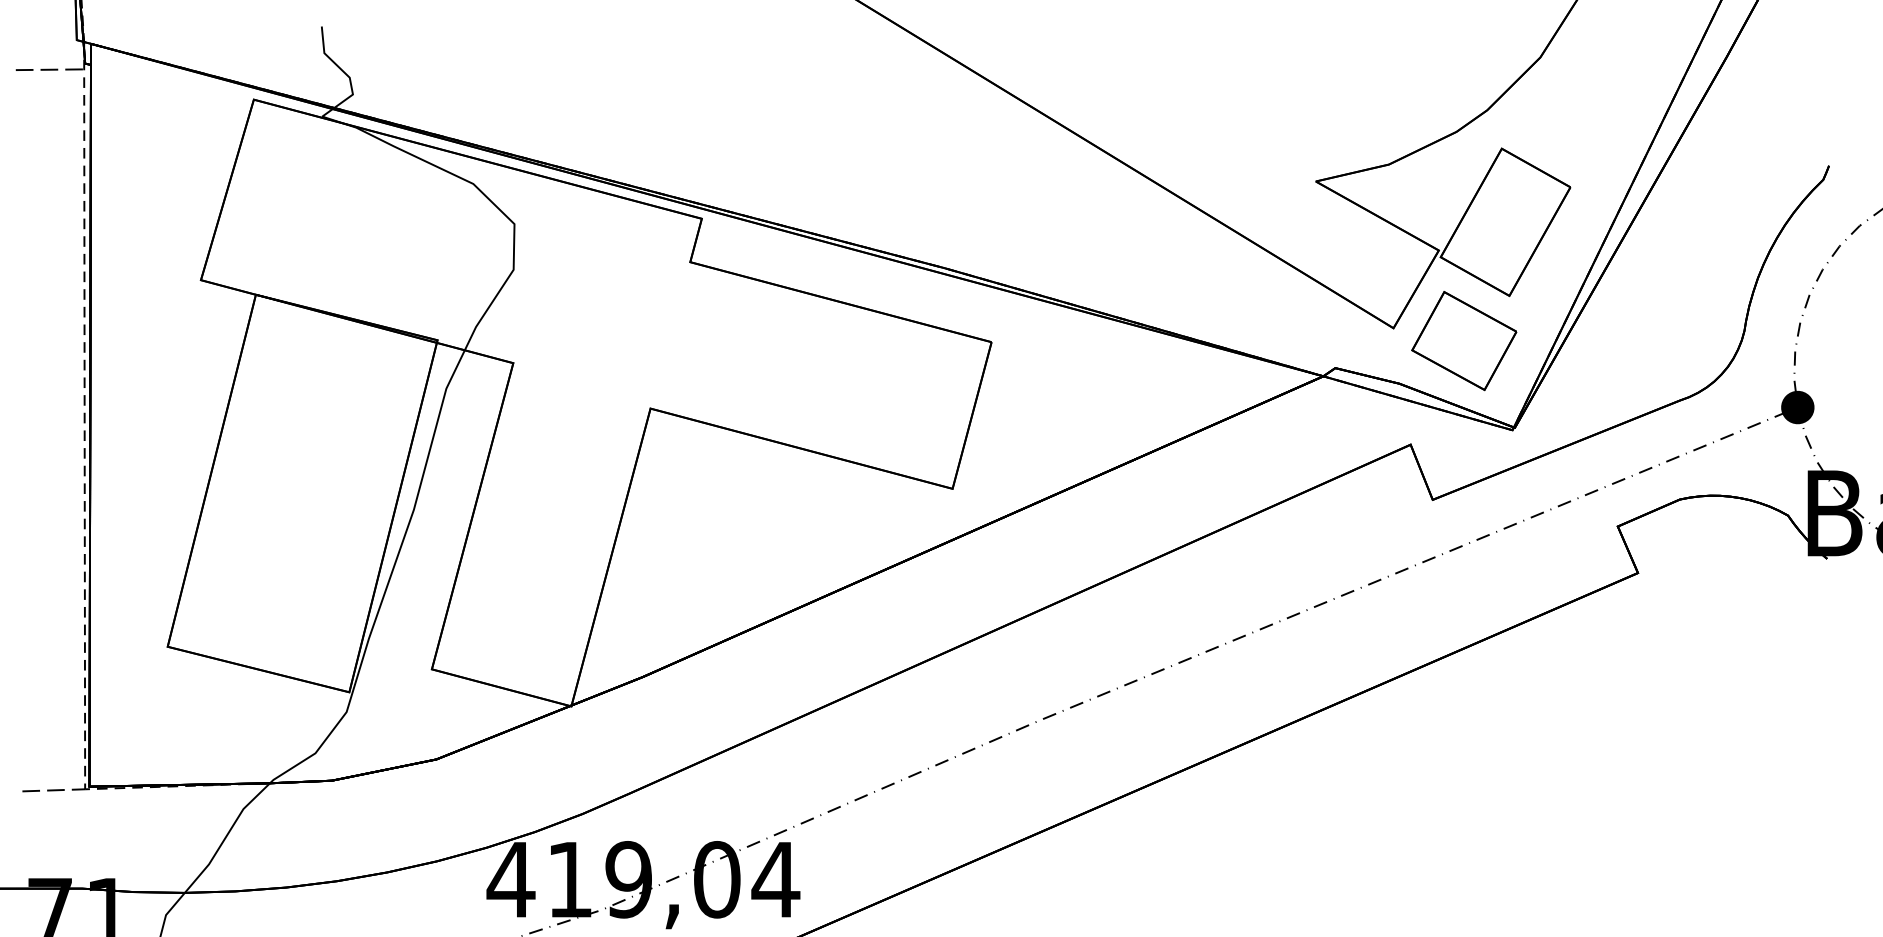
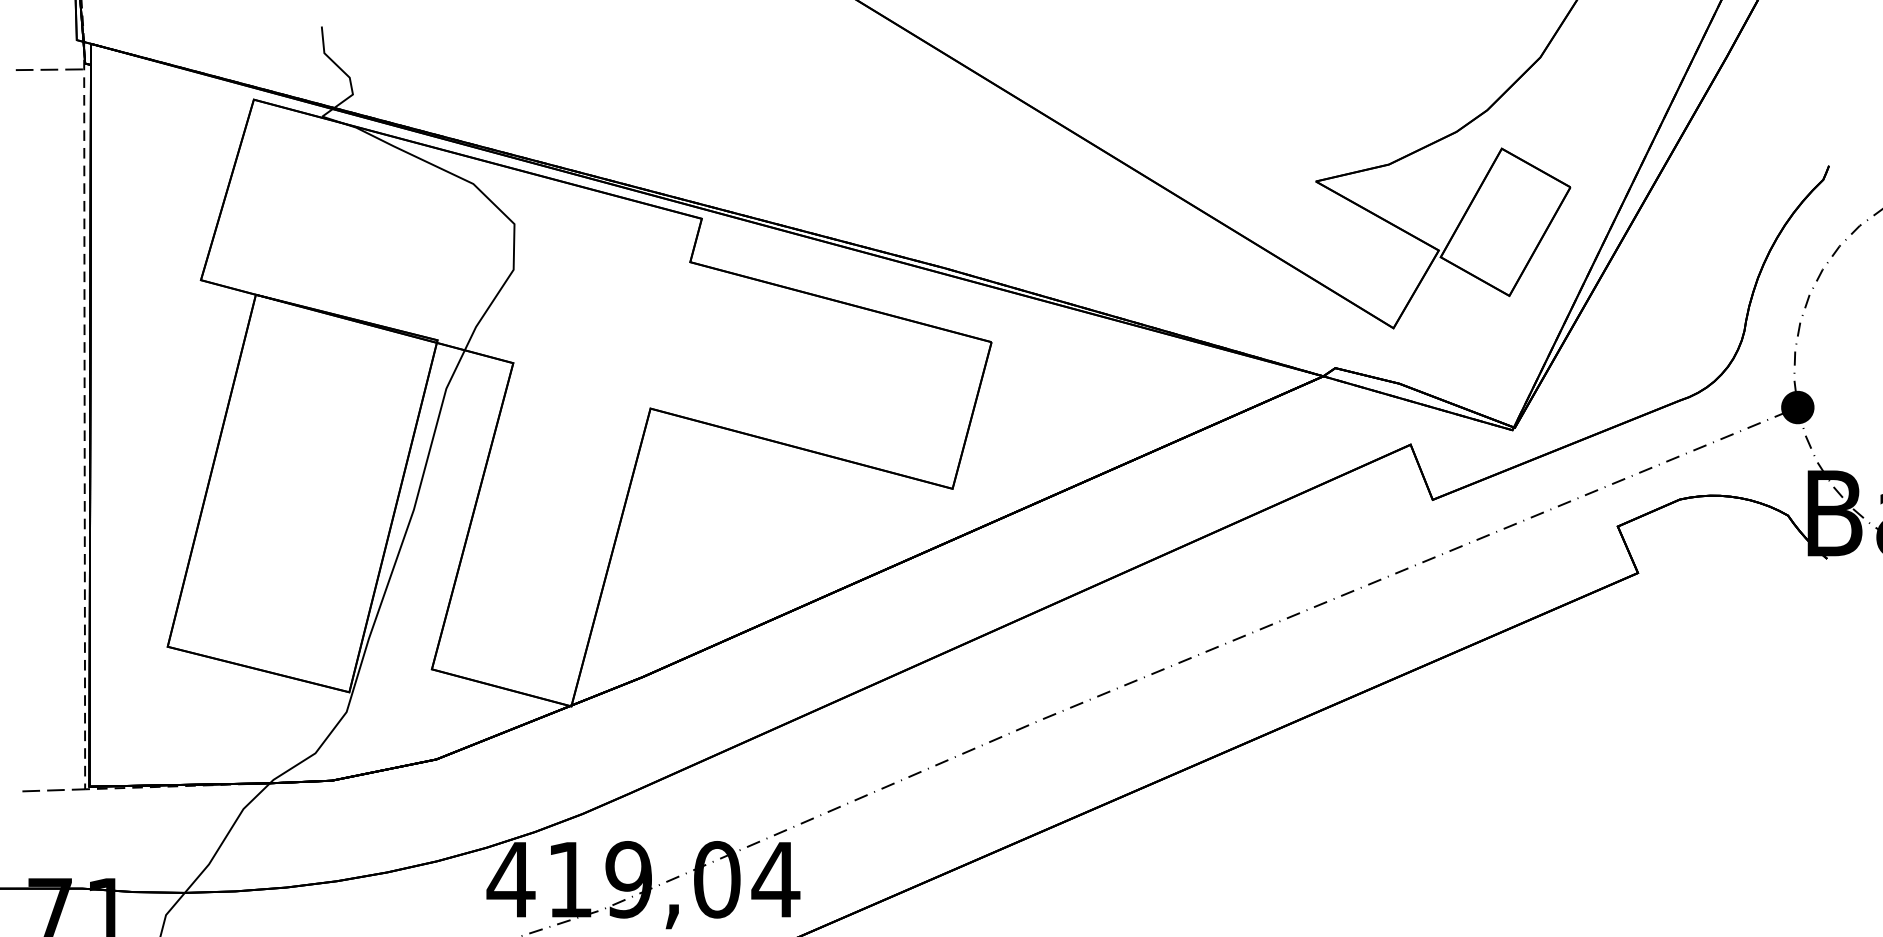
part: present -> none (1464, 341)
